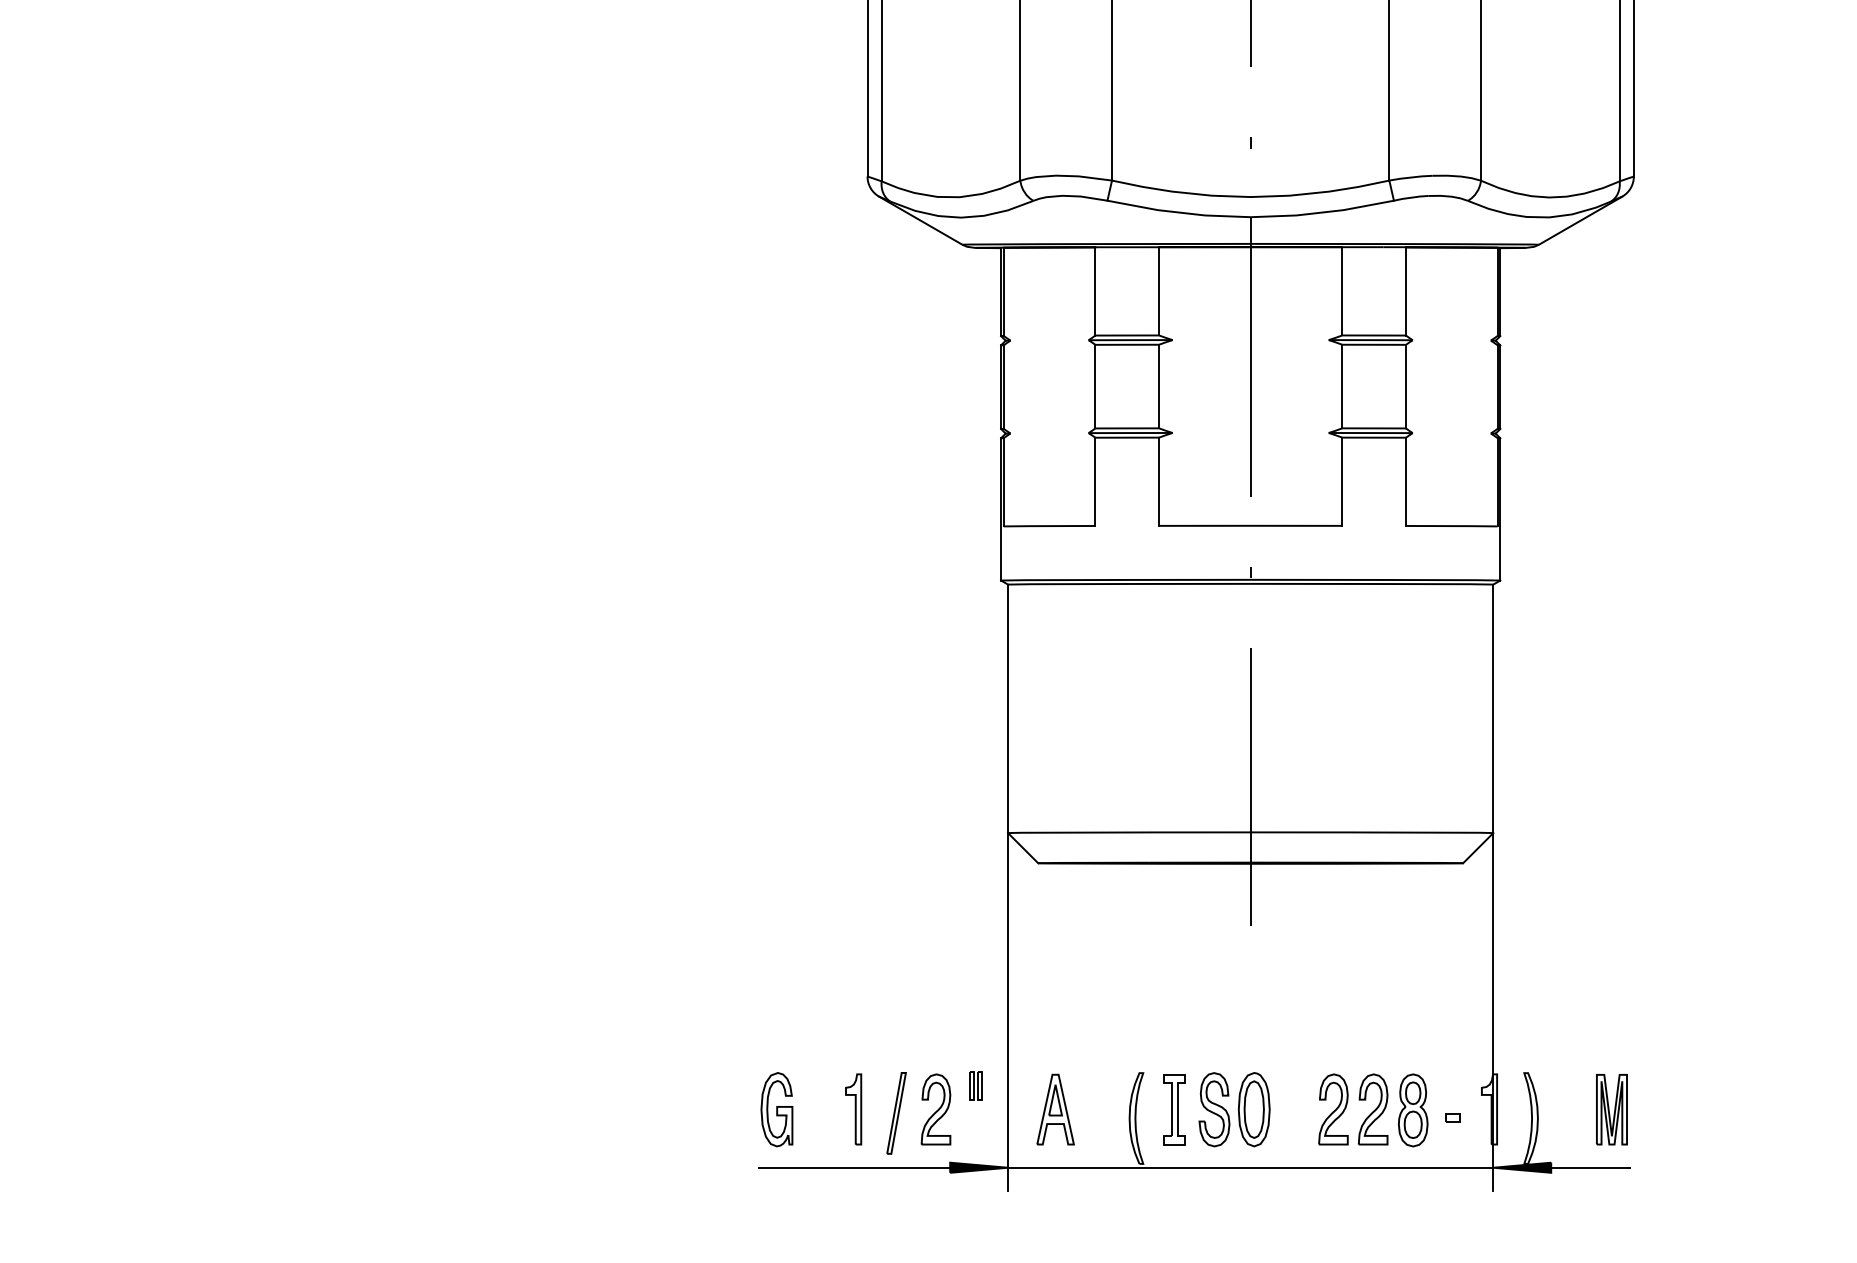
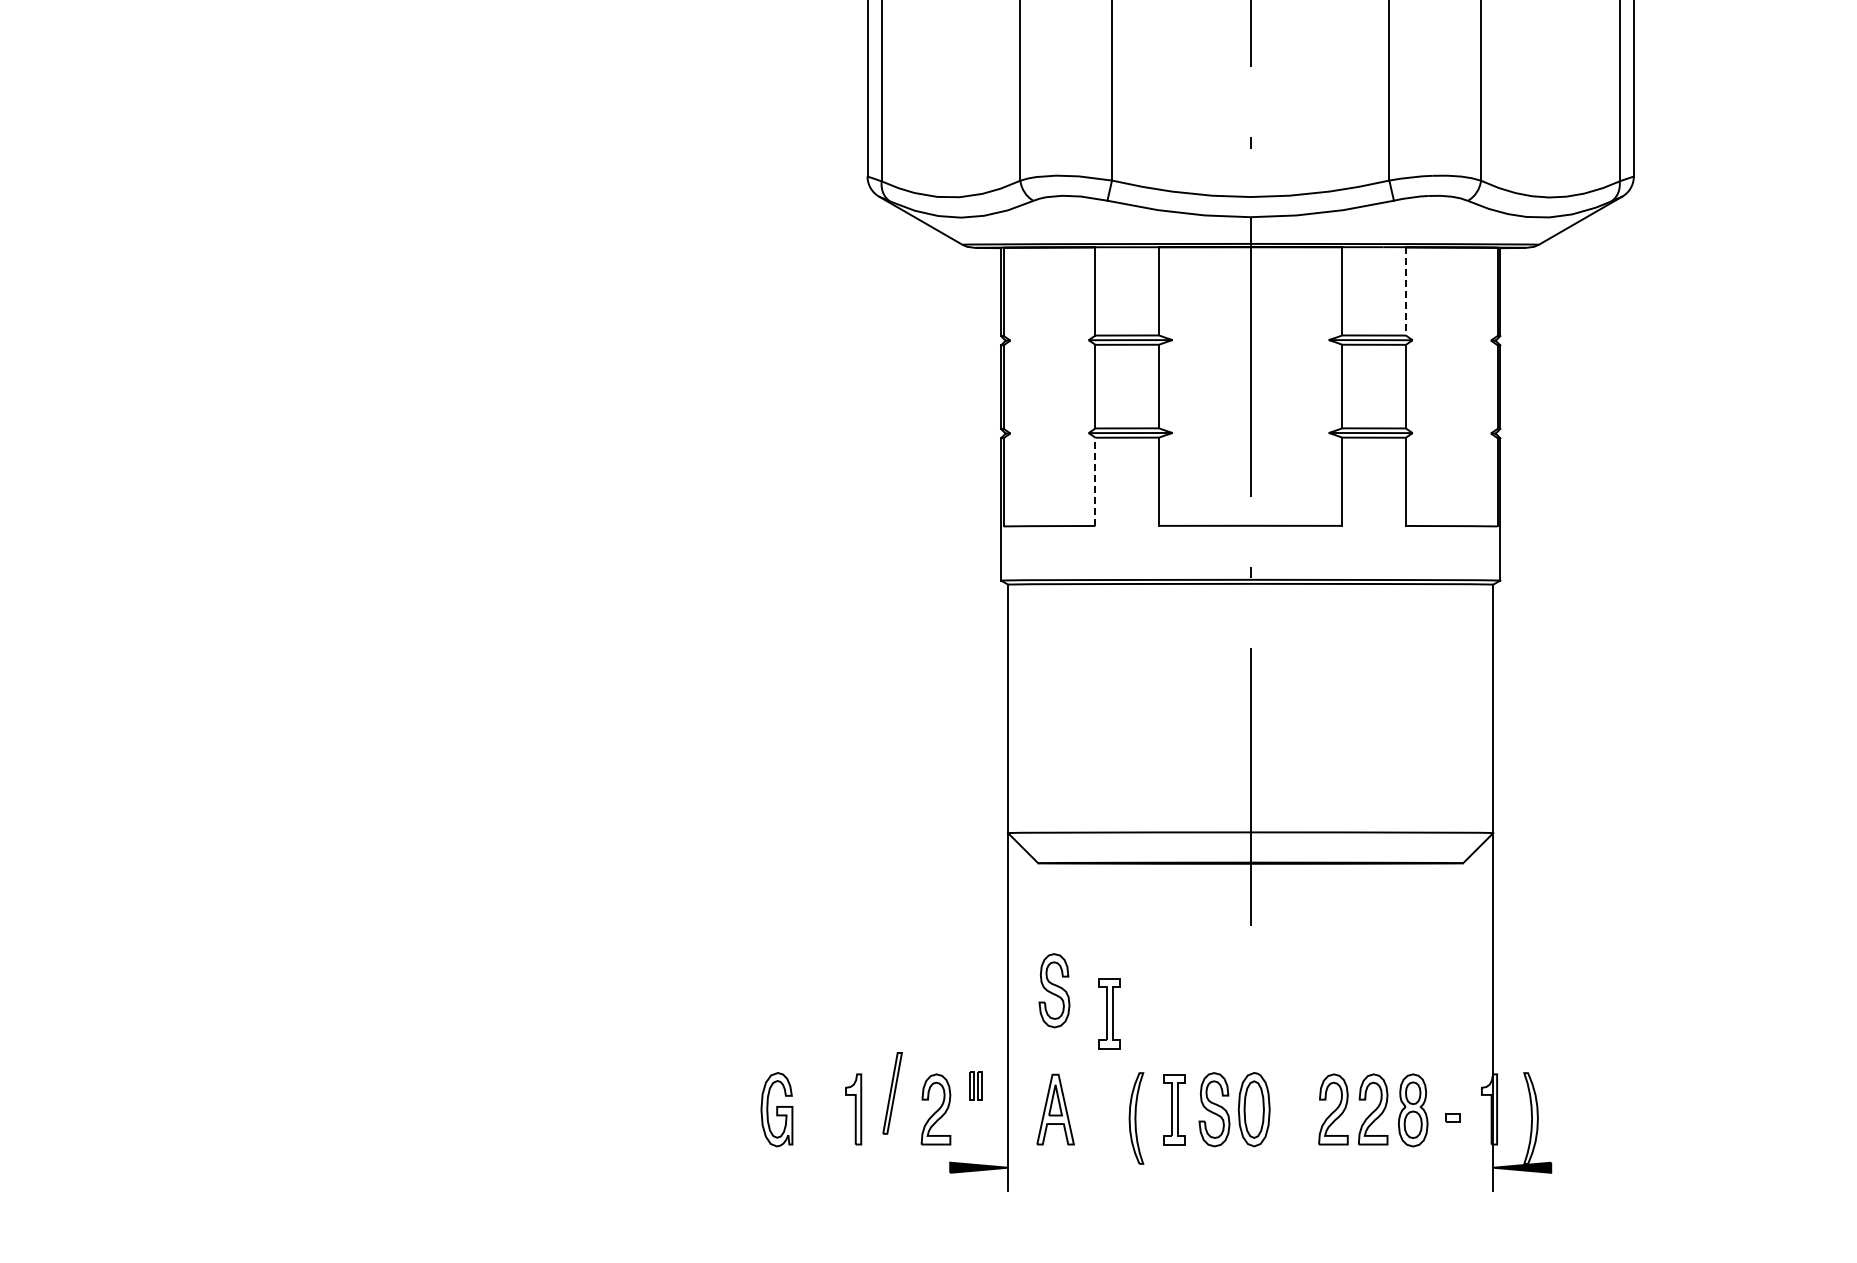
line: solid -> dashed (1406, 291)
line: solid -> dashed (1095, 481)
part: none -> present (1054, 990)
part: none -> present (1109, 1013)
part: present -> none (1611, 1109)
part position: (896, 1113) -> (892, 1093) (892, 1093)
line: present -> none (854, 1167)
line: present -> none (1250, 1167)
line: present -> none (1590, 1167)
